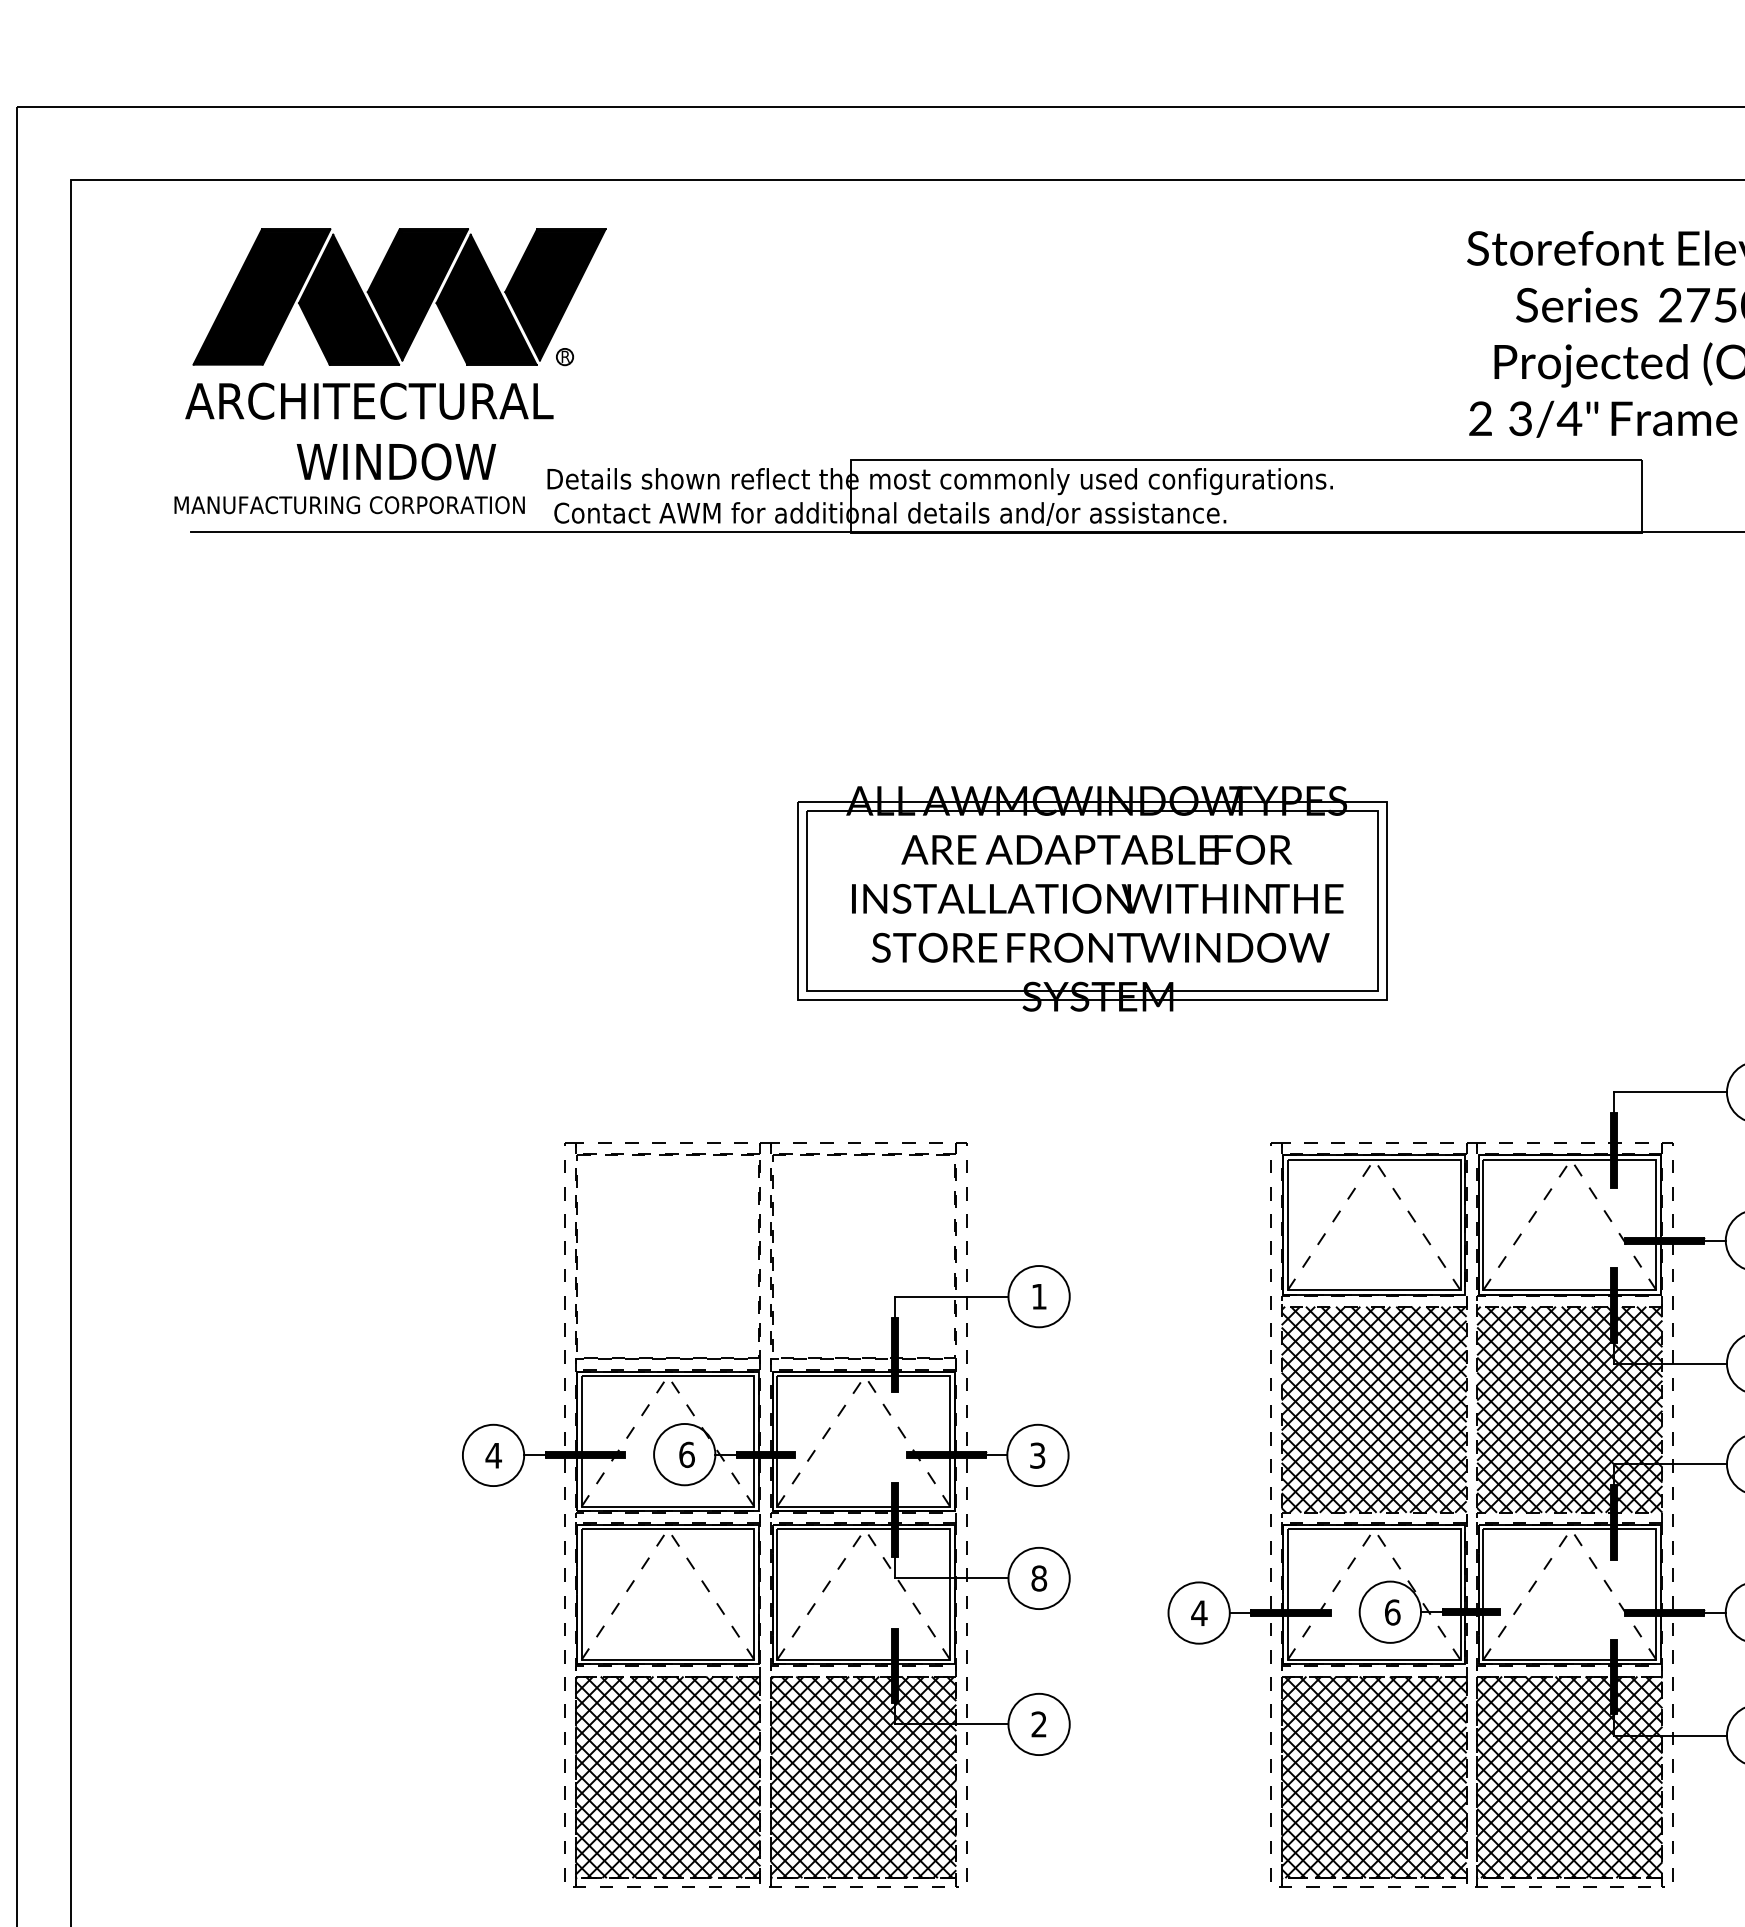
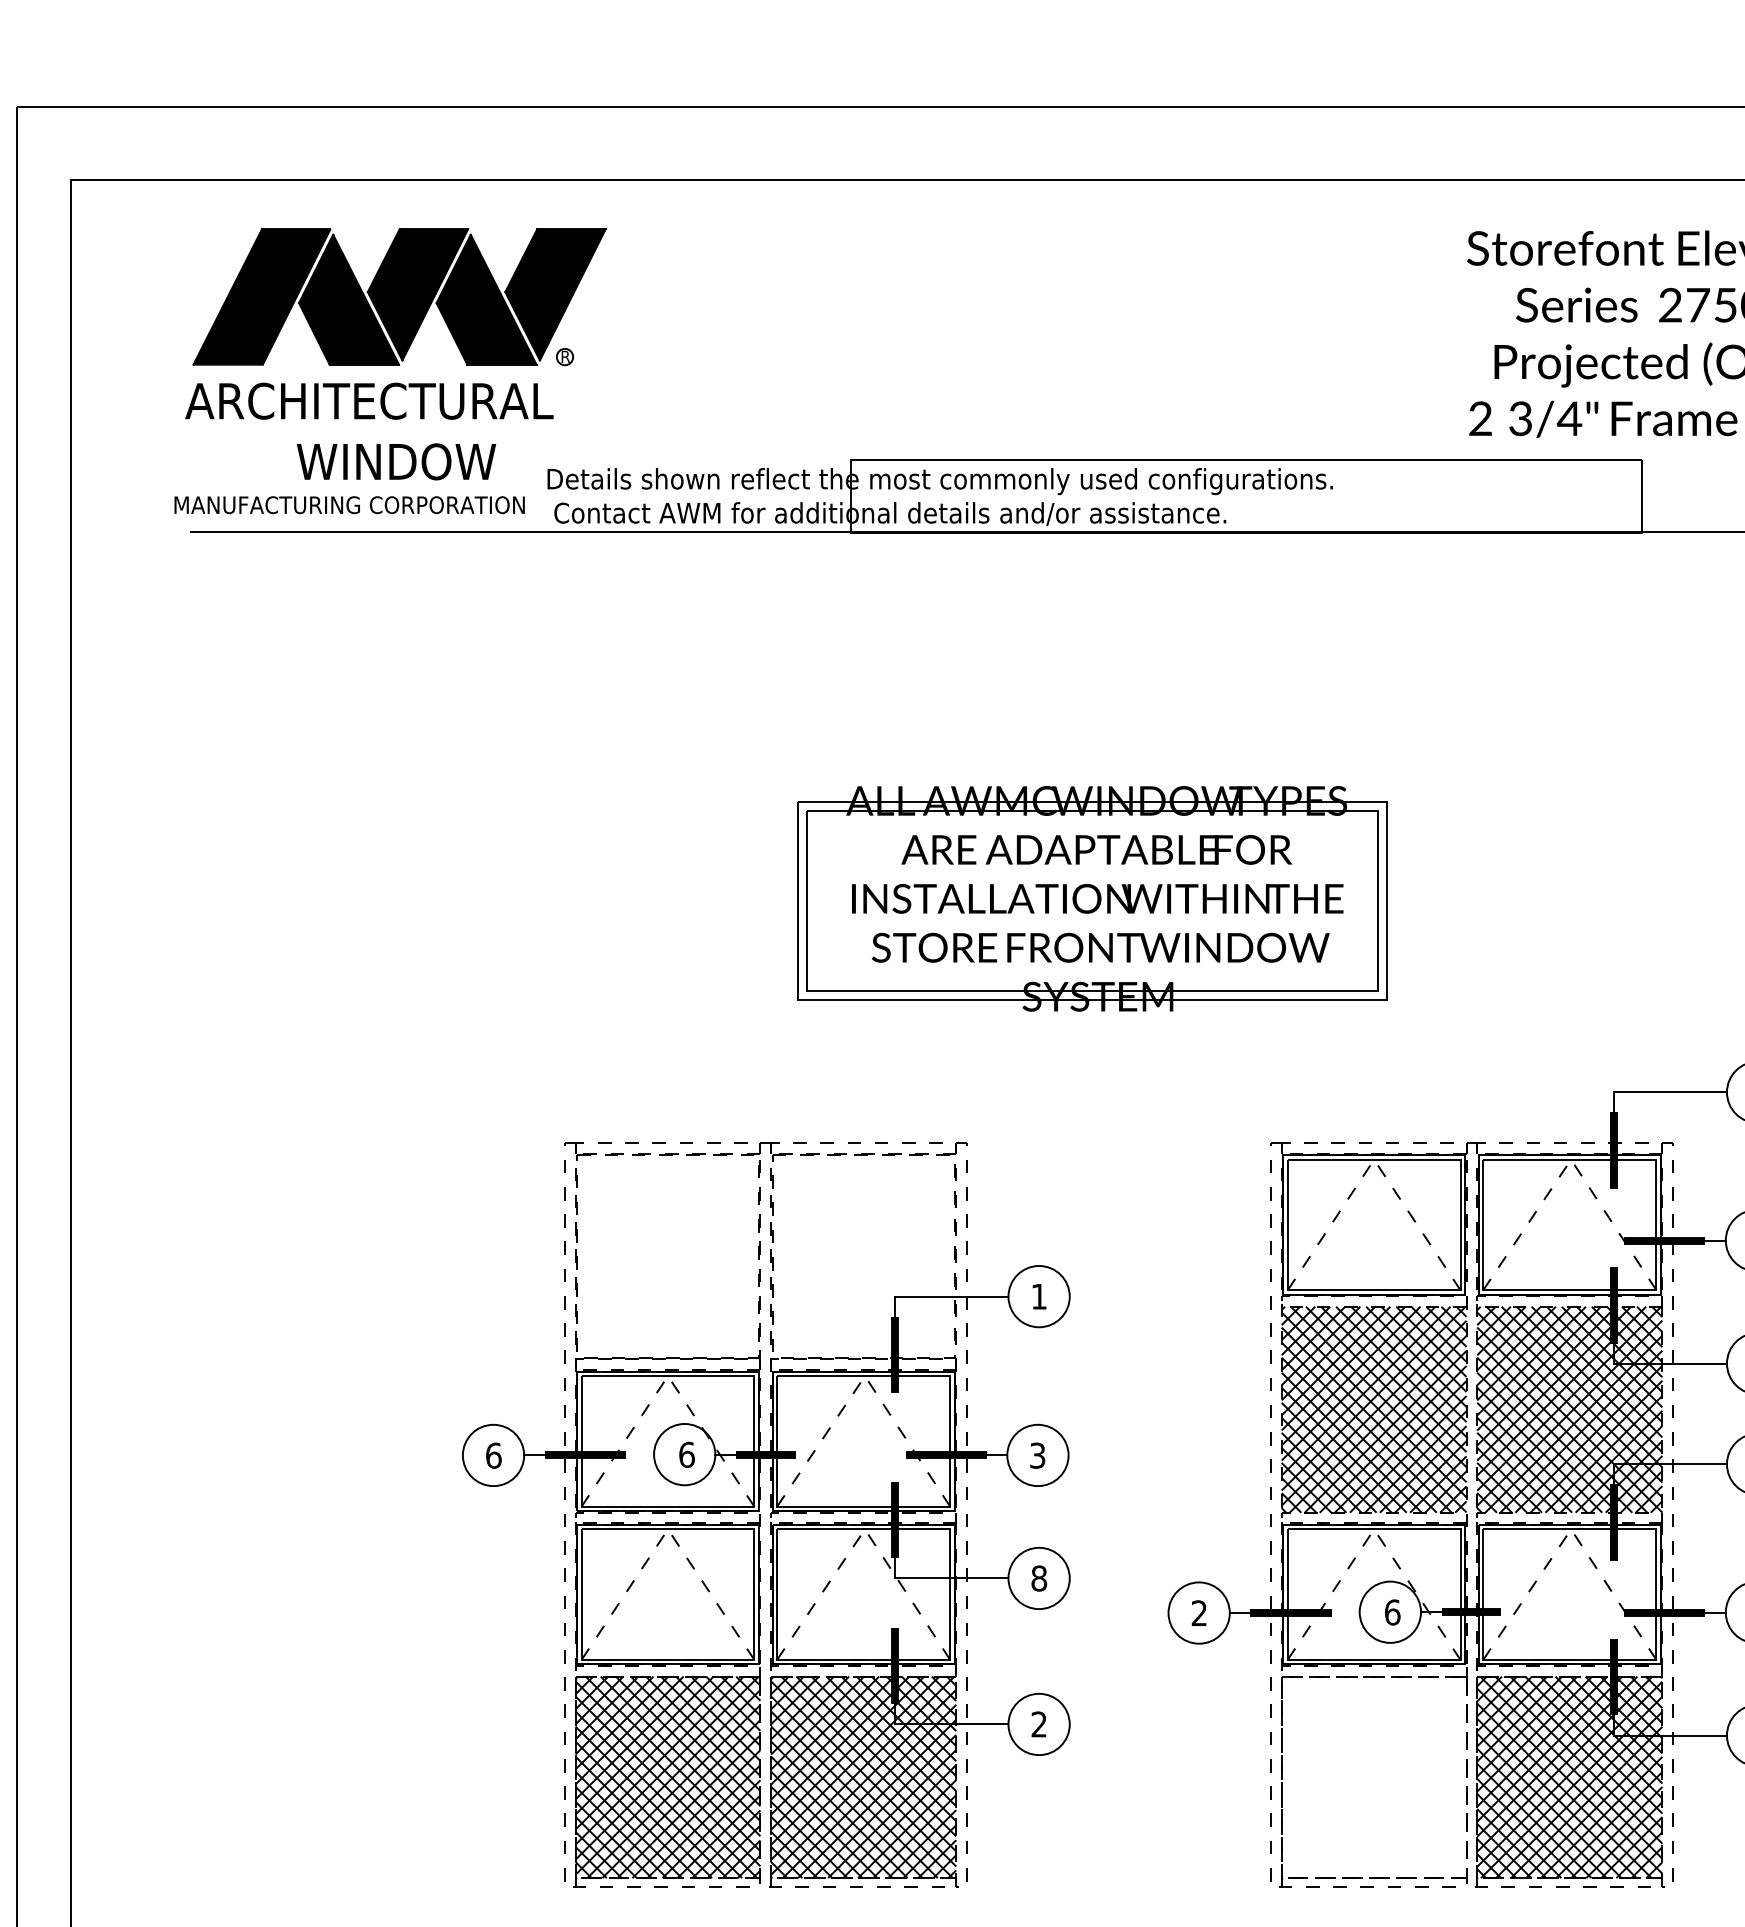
text: 4 -> 6 (493, 1455)
text: 4 -> 2 (1199, 1612)
hatch: present -> none (1373, 1777)
